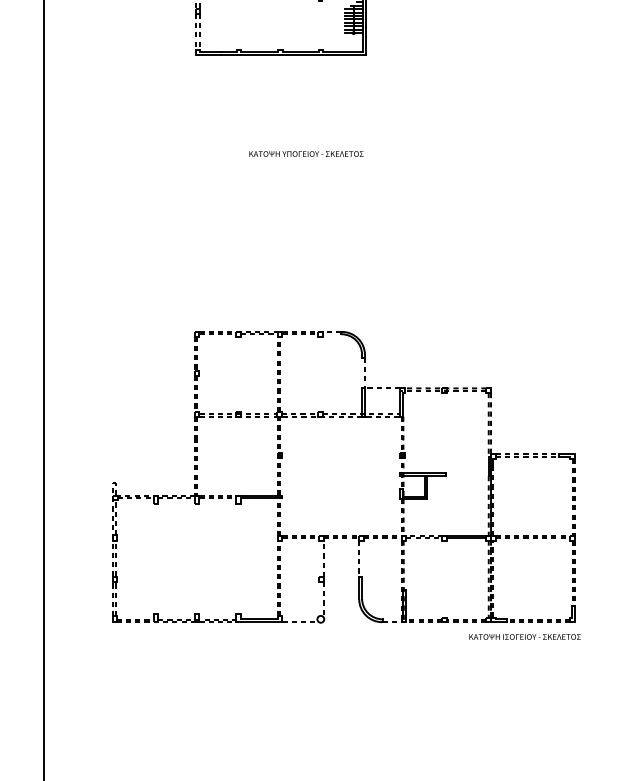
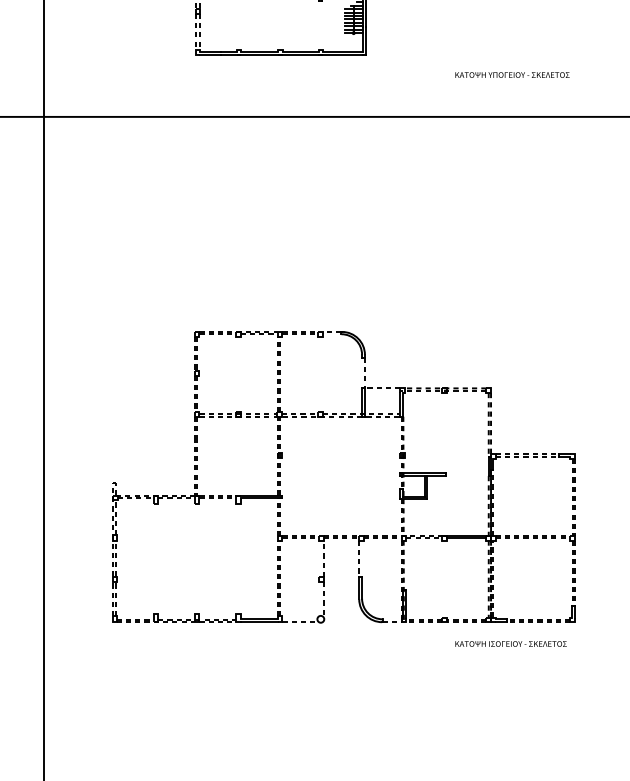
line: none -> present (314, 116)
text position: (306, 153) -> (512, 74) (512, 74)
text position: (524, 636) -> (510, 643) (510, 643)
